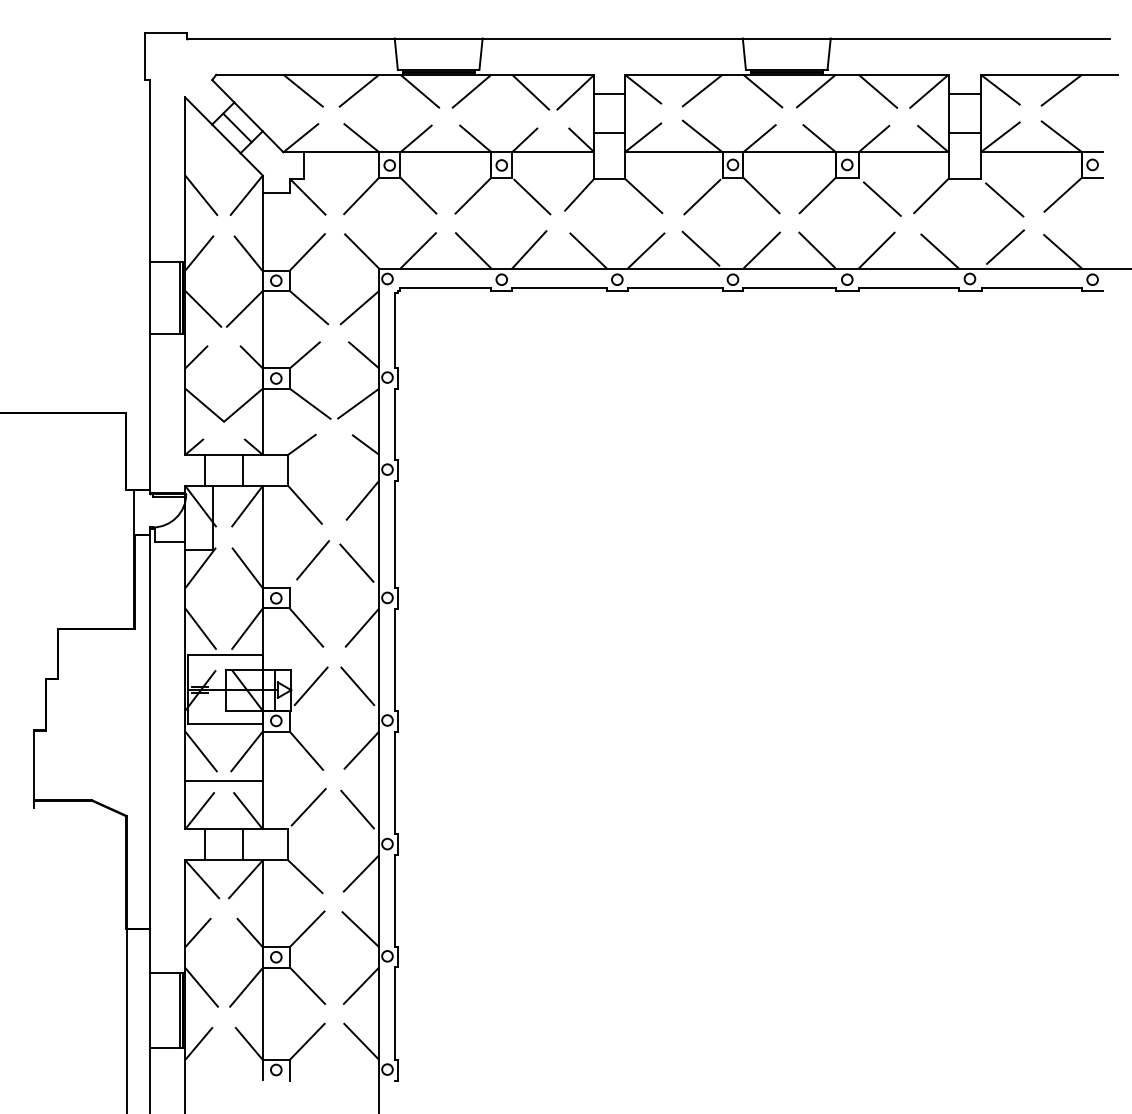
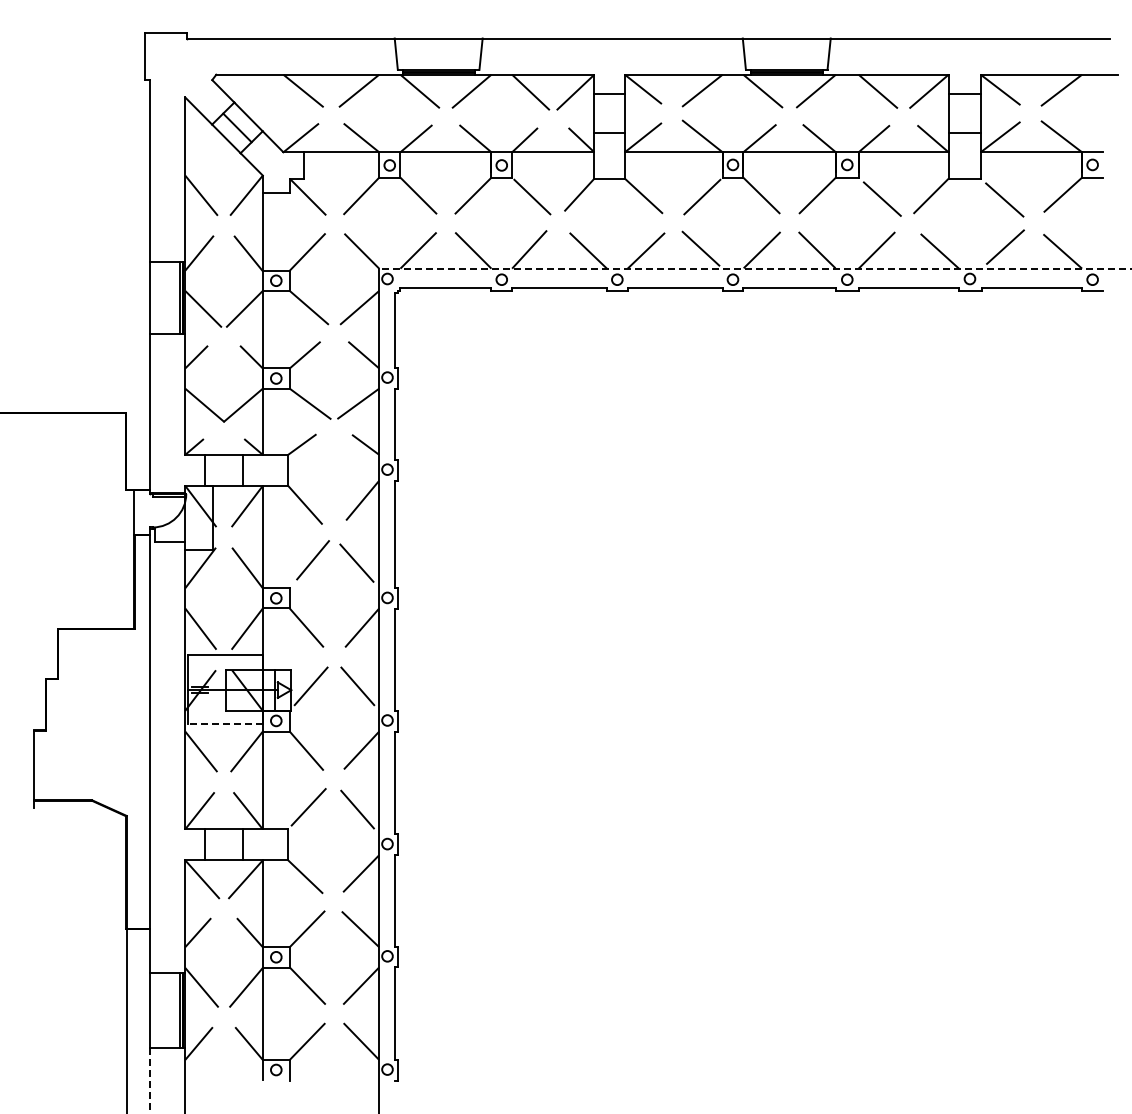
line: solid -> dashed (755, 268)
line: solid -> dashed (225, 724)
line: present -> none (223, 780)
line: solid -> dashed (149, 1081)
